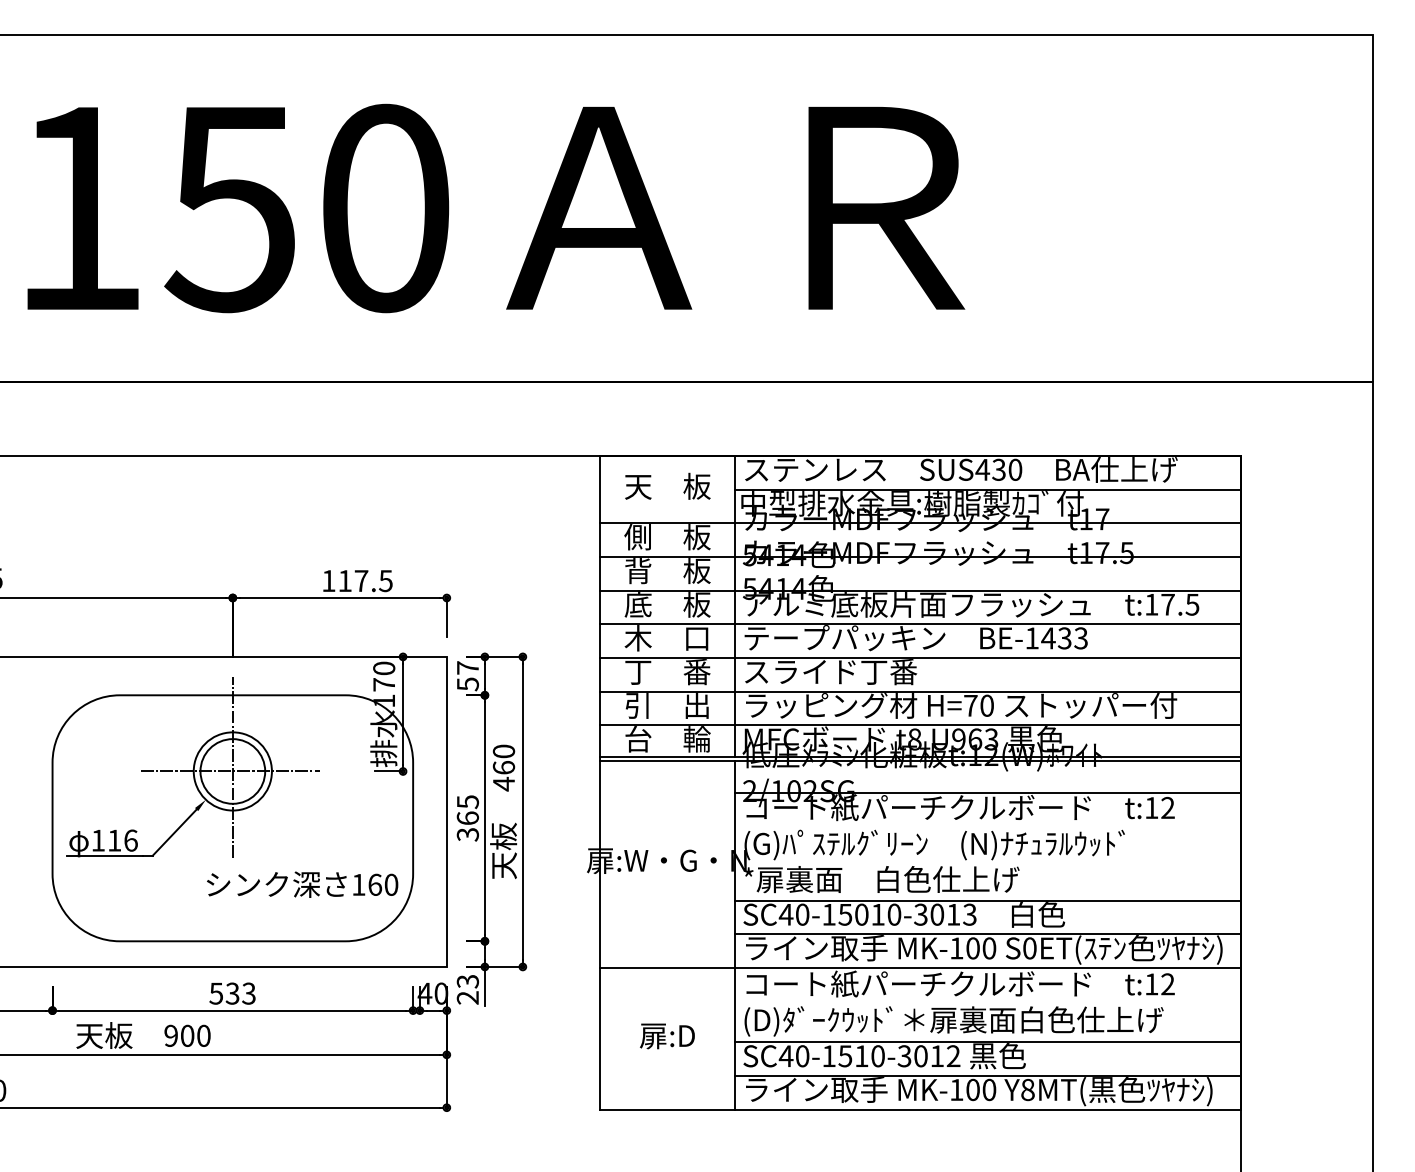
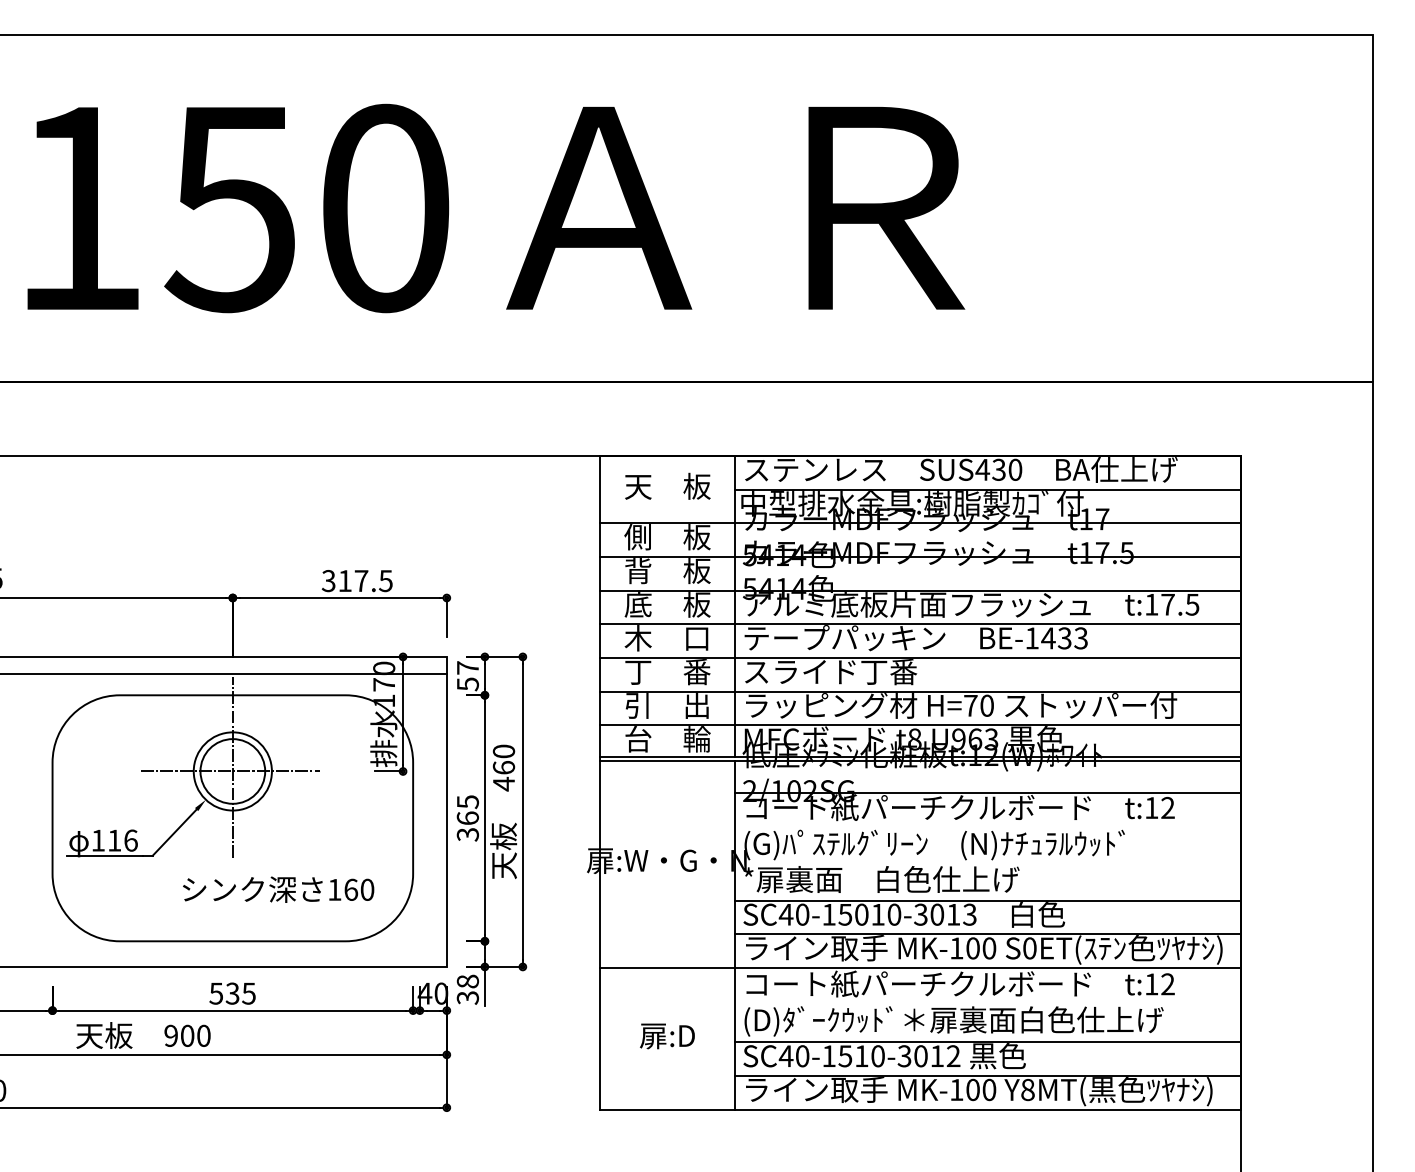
text: 117.5 -> 317.5 (328, 581)
line: none -> present (224, 673)
text position: (302, 884) -> (278, 889) (278, 889)
text: 23 -> 38 (467, 989)
text: 533 -> 535 (248, 993)
